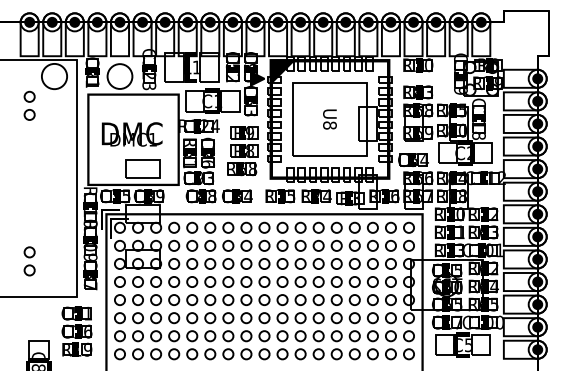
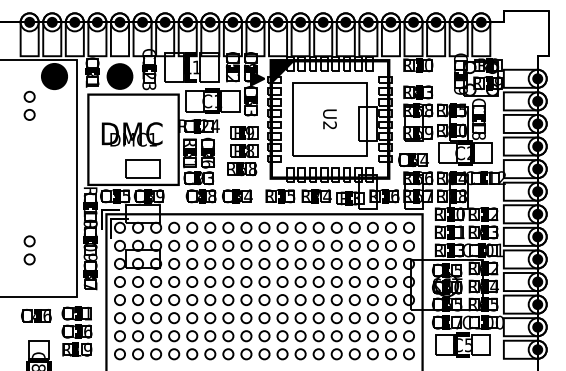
fill: none -> present (54, 76)
fill: none -> present (119, 76)
text: U8 -> U2 (329, 125)
part position: (29, 261) -> (29, 250) (29, 250)
part: none -> present (36, 315)
